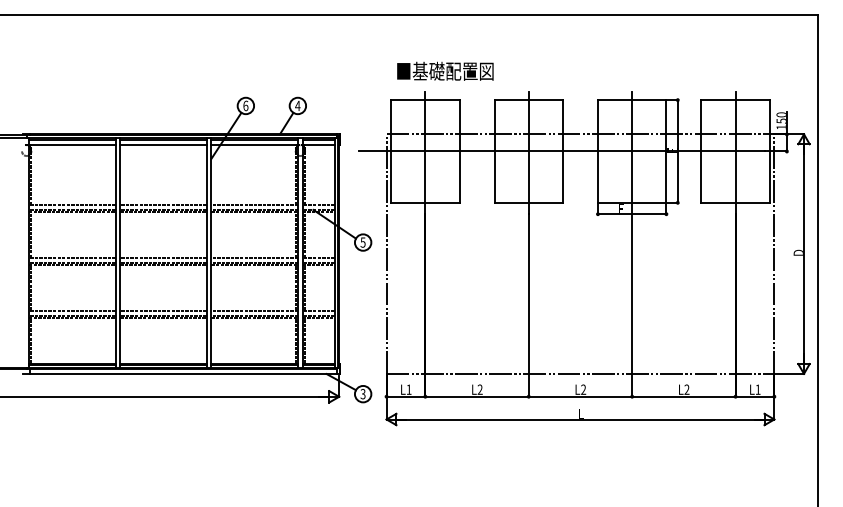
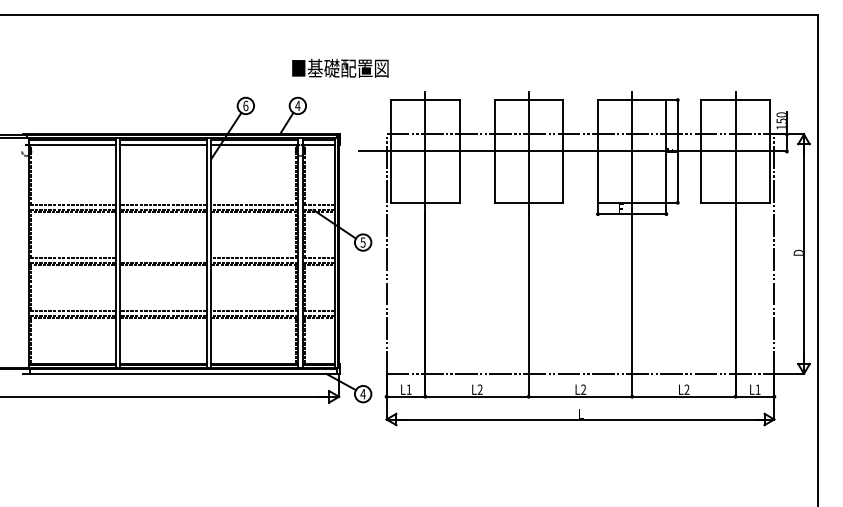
text position: (445, 70) -> (340, 67) (340, 67)
line: present -> none (163, 258)
text: 3 -> 4 (362, 394)
